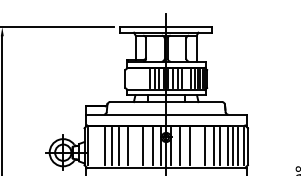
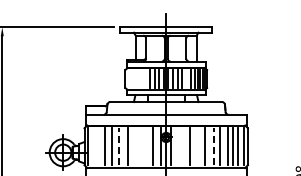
line: solid -> dashed (118, 146)
line: present -> none (142, 146)
line: present -> none (179, 146)
line: solid -> dashed (213, 146)
